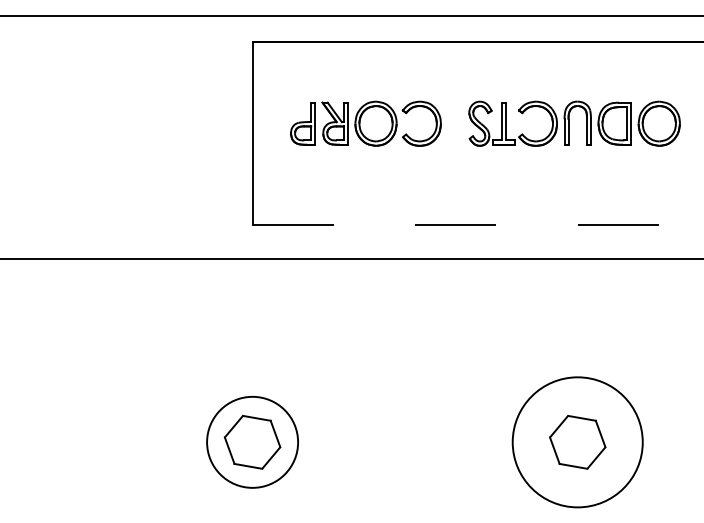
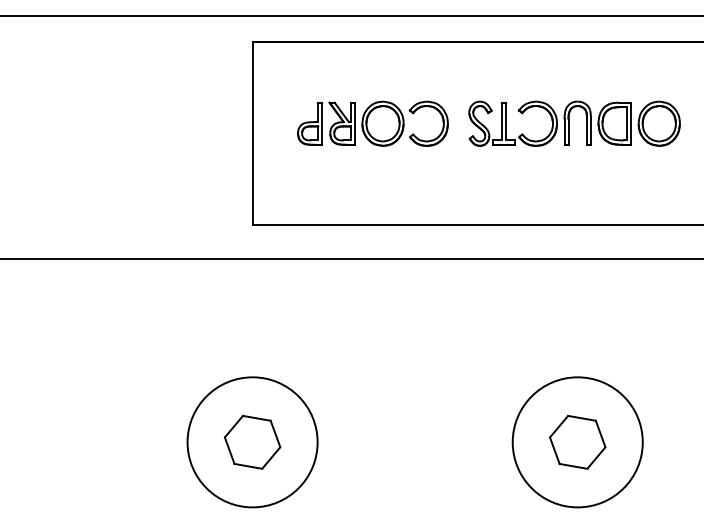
part position: (365, 123) -> (372, 123) (372, 123)
line: dashed -> solid (478, 224)
circle diameter: 91 px -> 130 px (252, 442)
